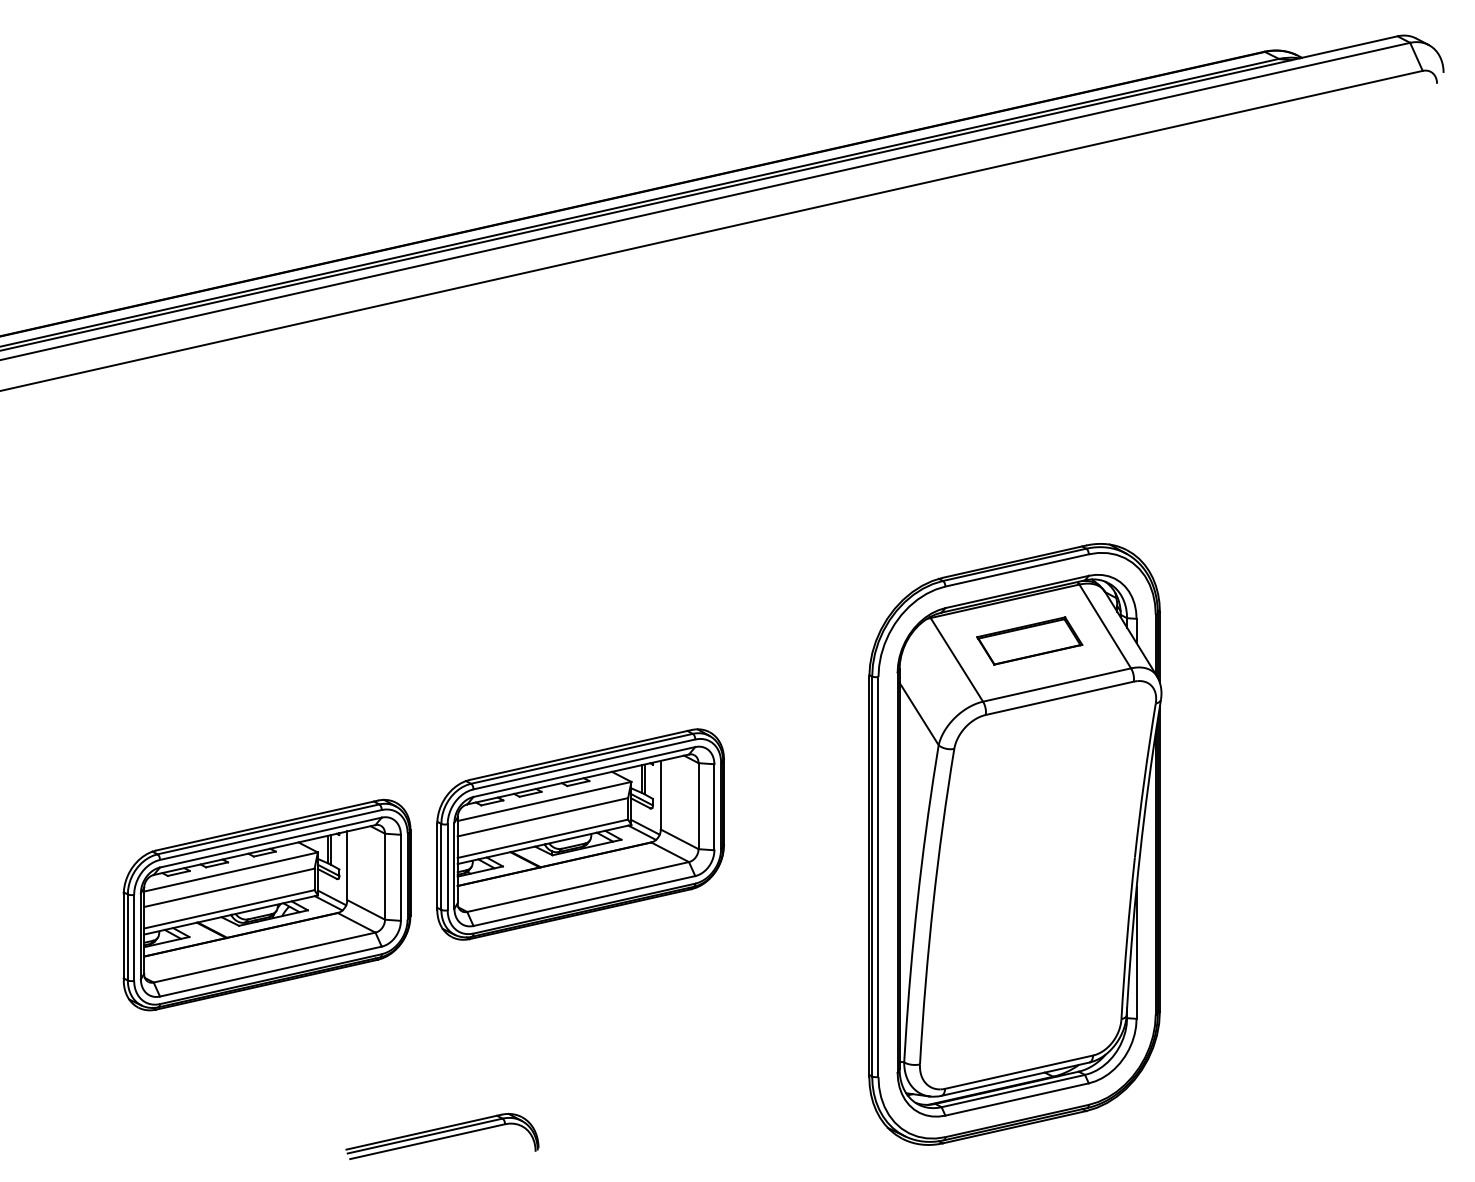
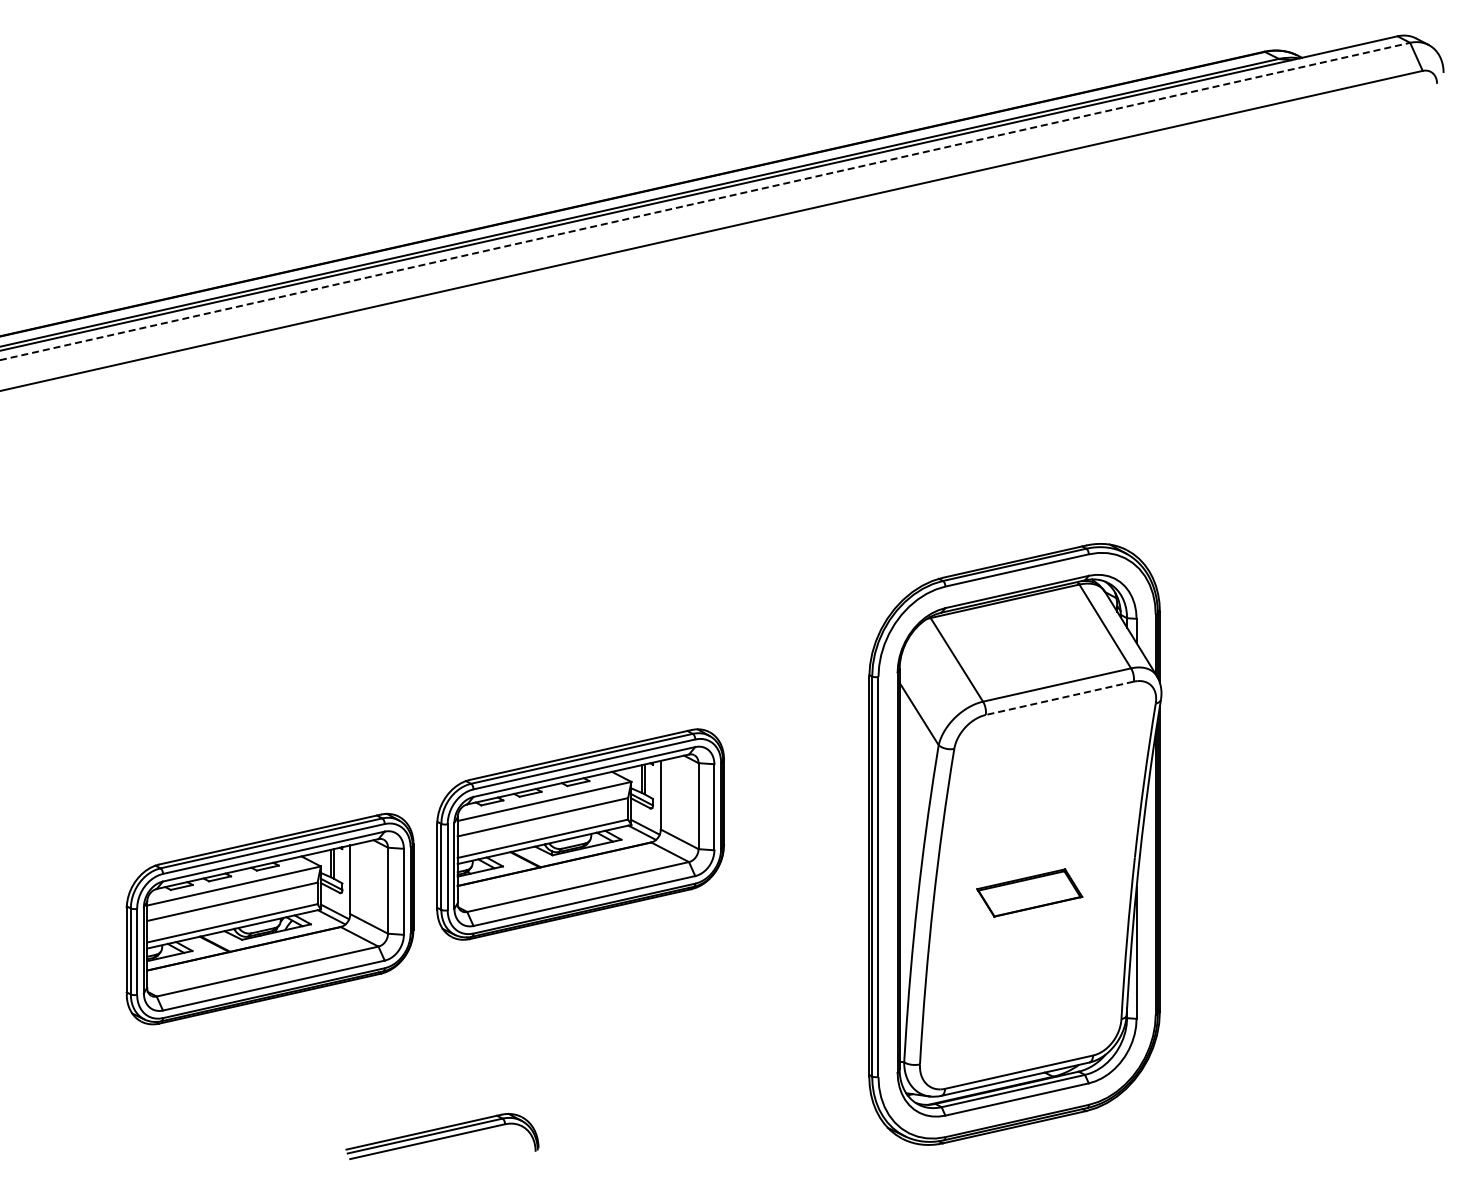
line: solid -> dashed (705, 201)
part position: (1029, 640) -> (1029, 892) (1029, 892)
line: solid -> dashed (1059, 698)
part position: (266, 904) -> (269, 918) (269, 918)
